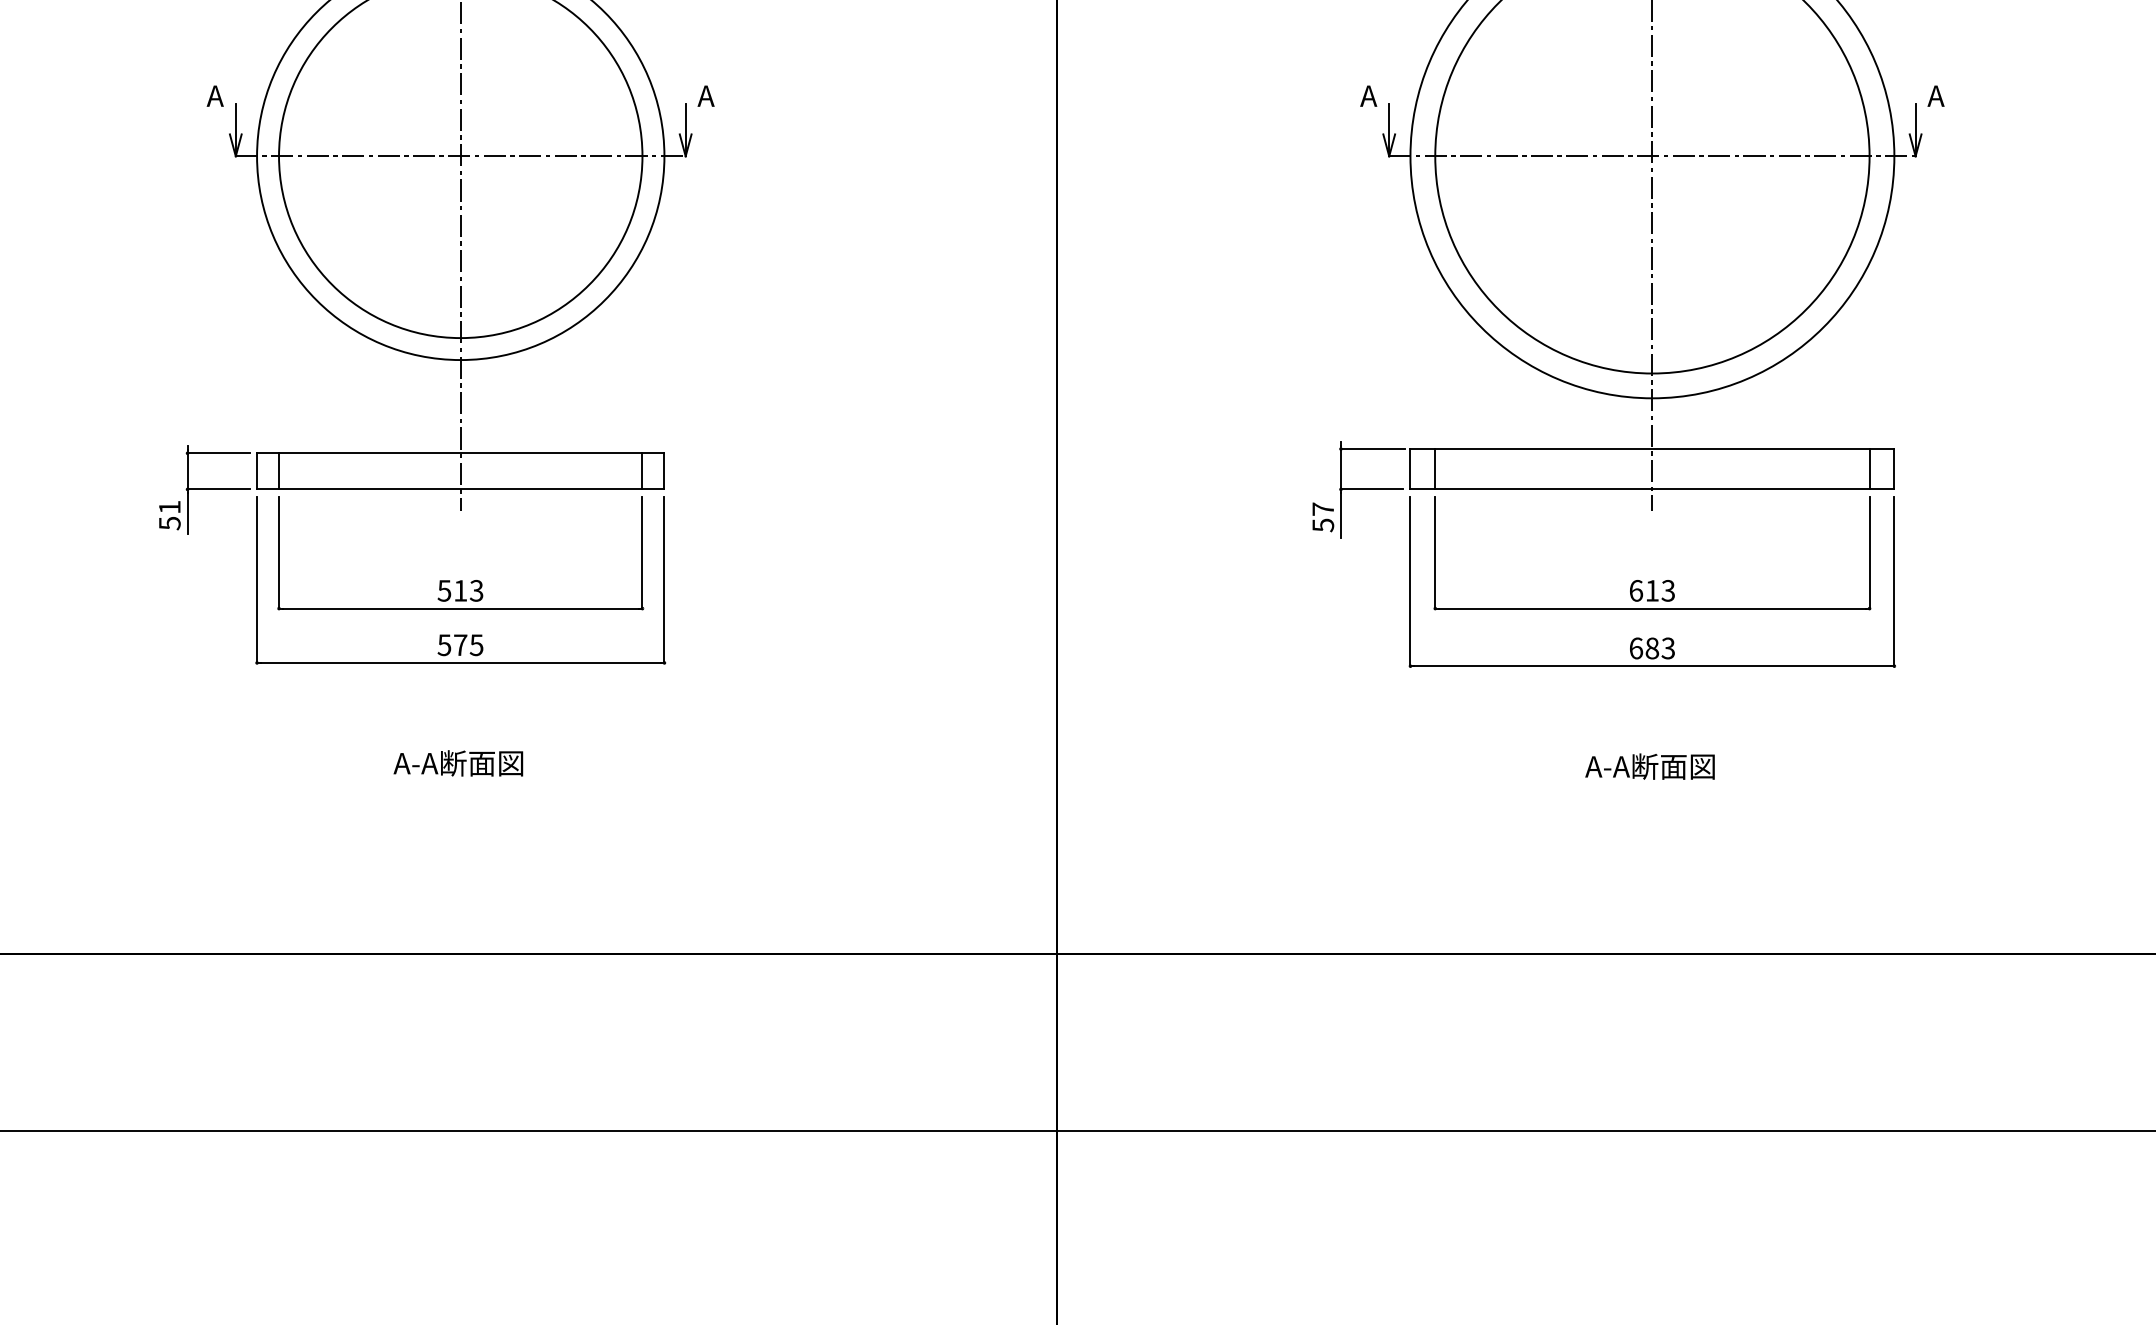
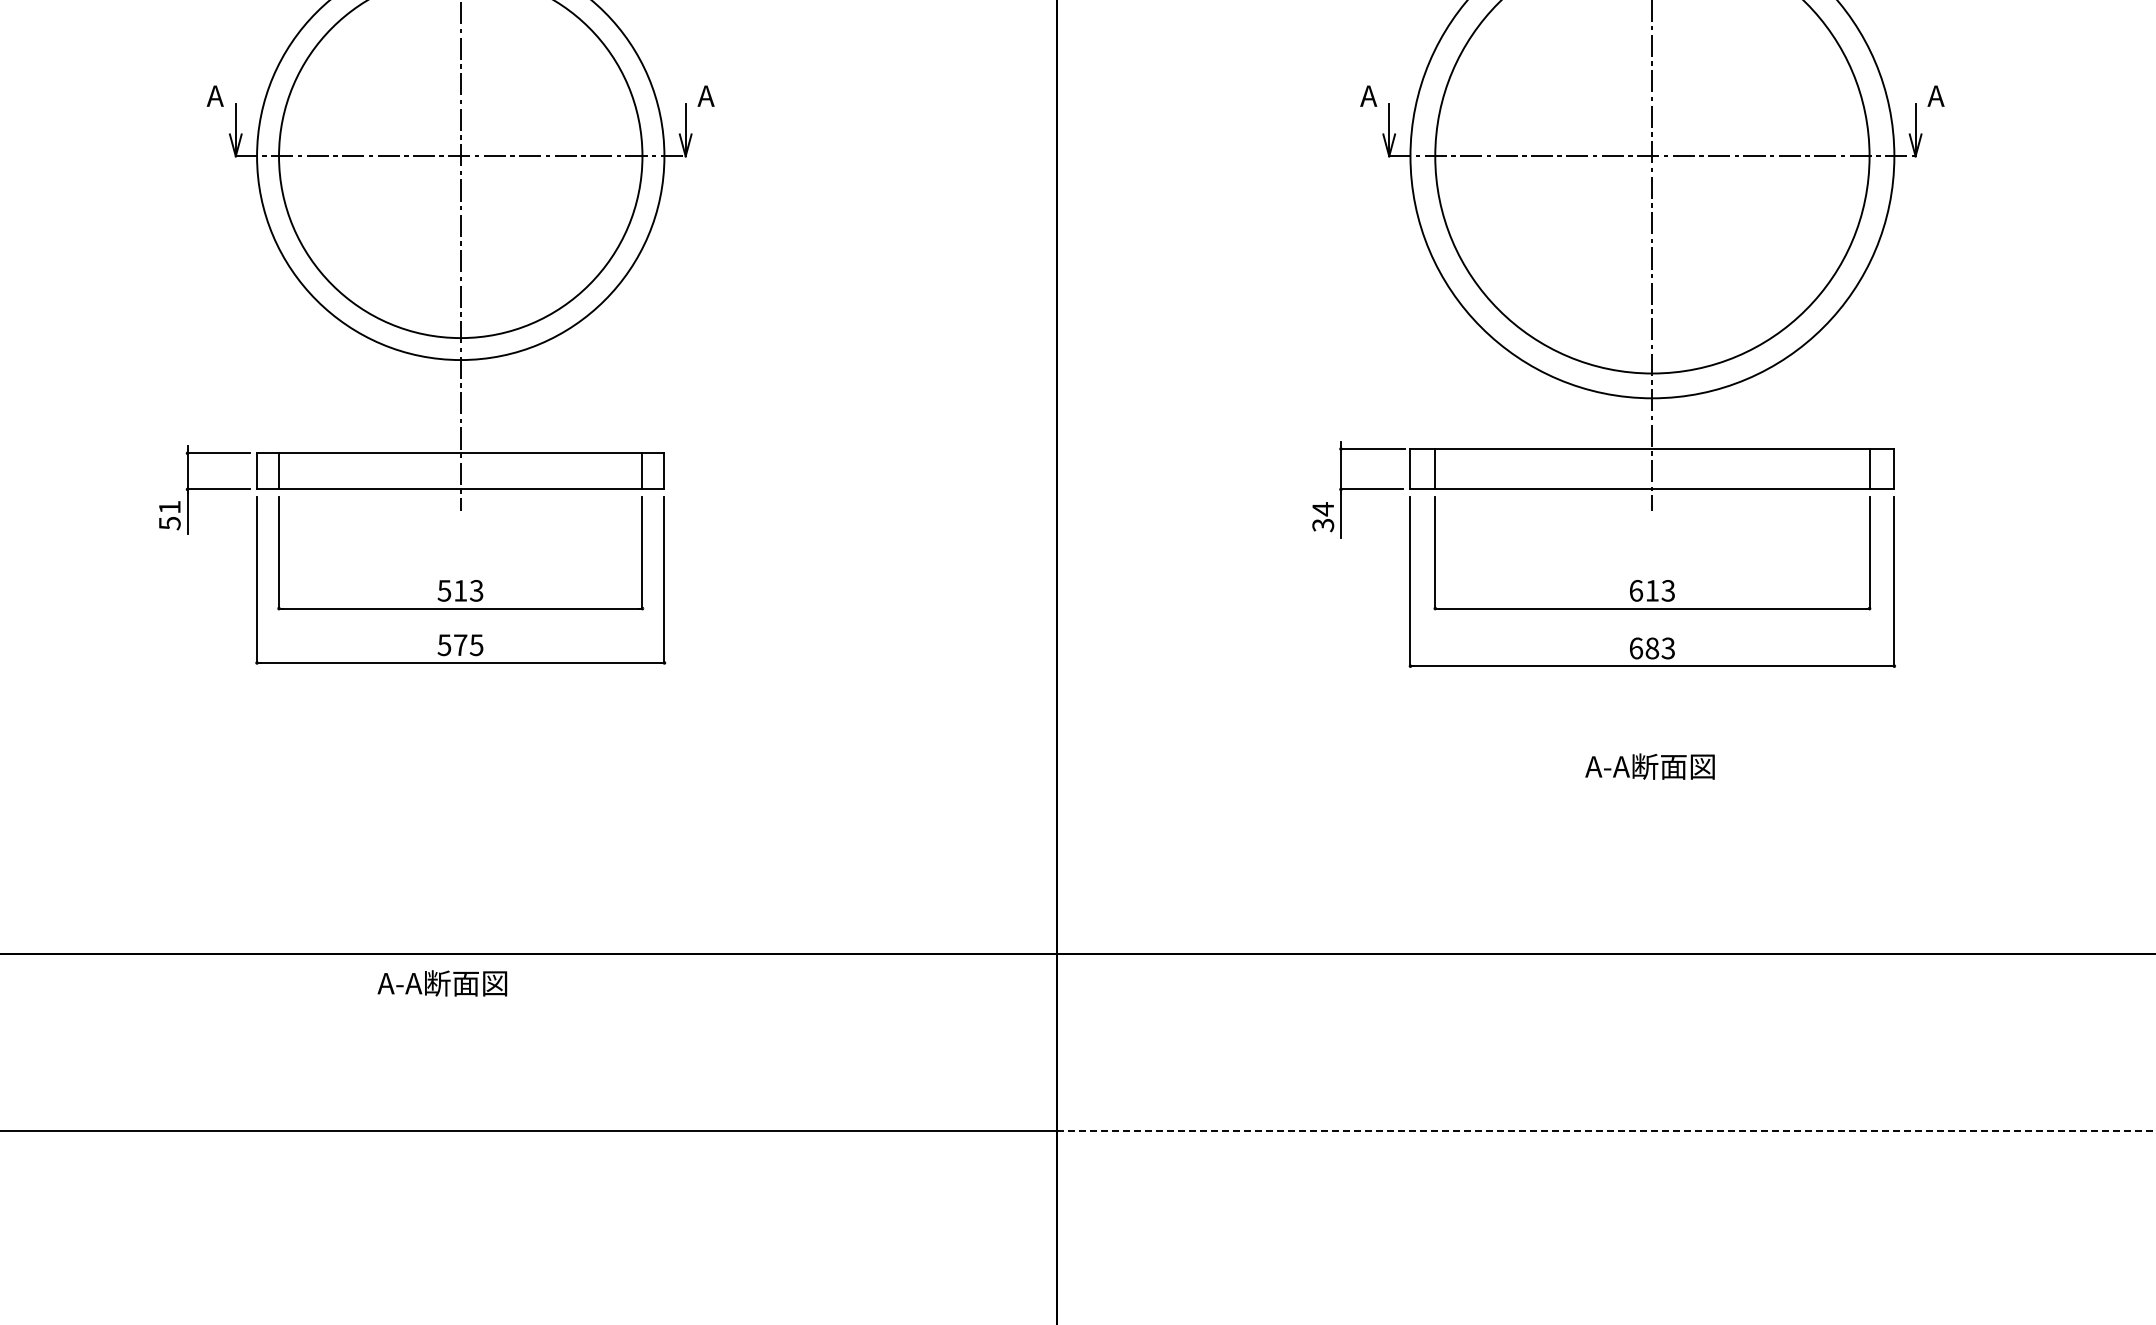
text: 57 -> 34 (1322, 516)
text position: (458, 763) -> (442, 983) (442, 983)
line: solid -> dashed (1606, 1131)
